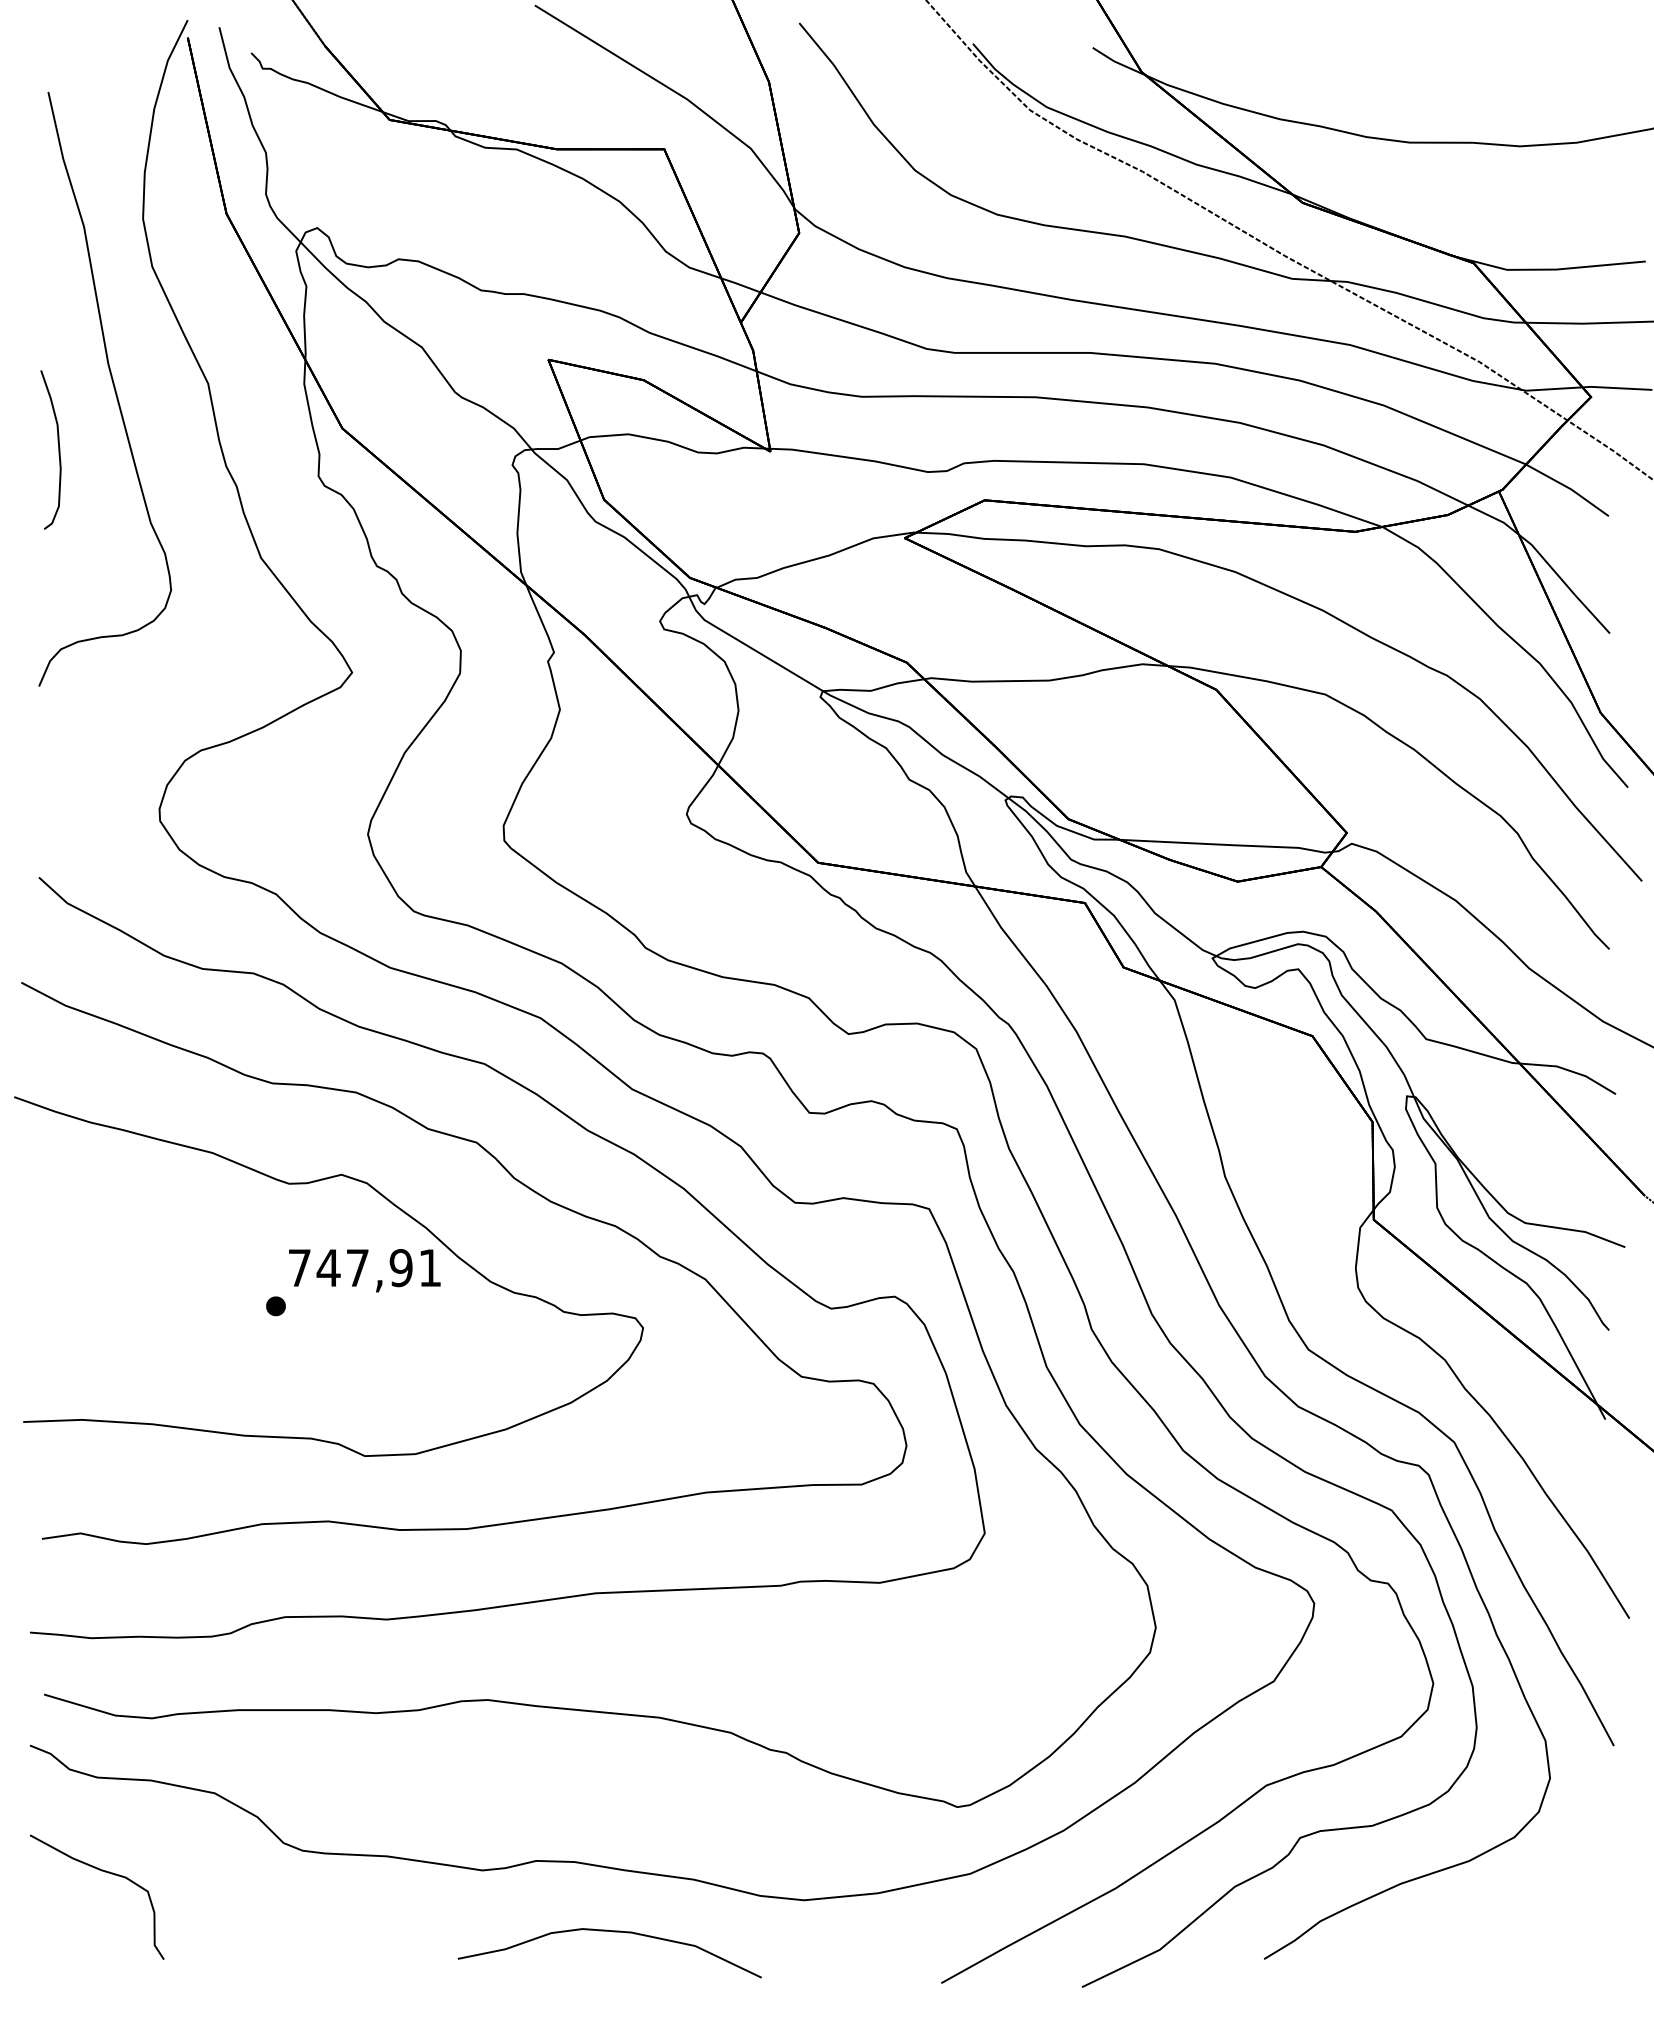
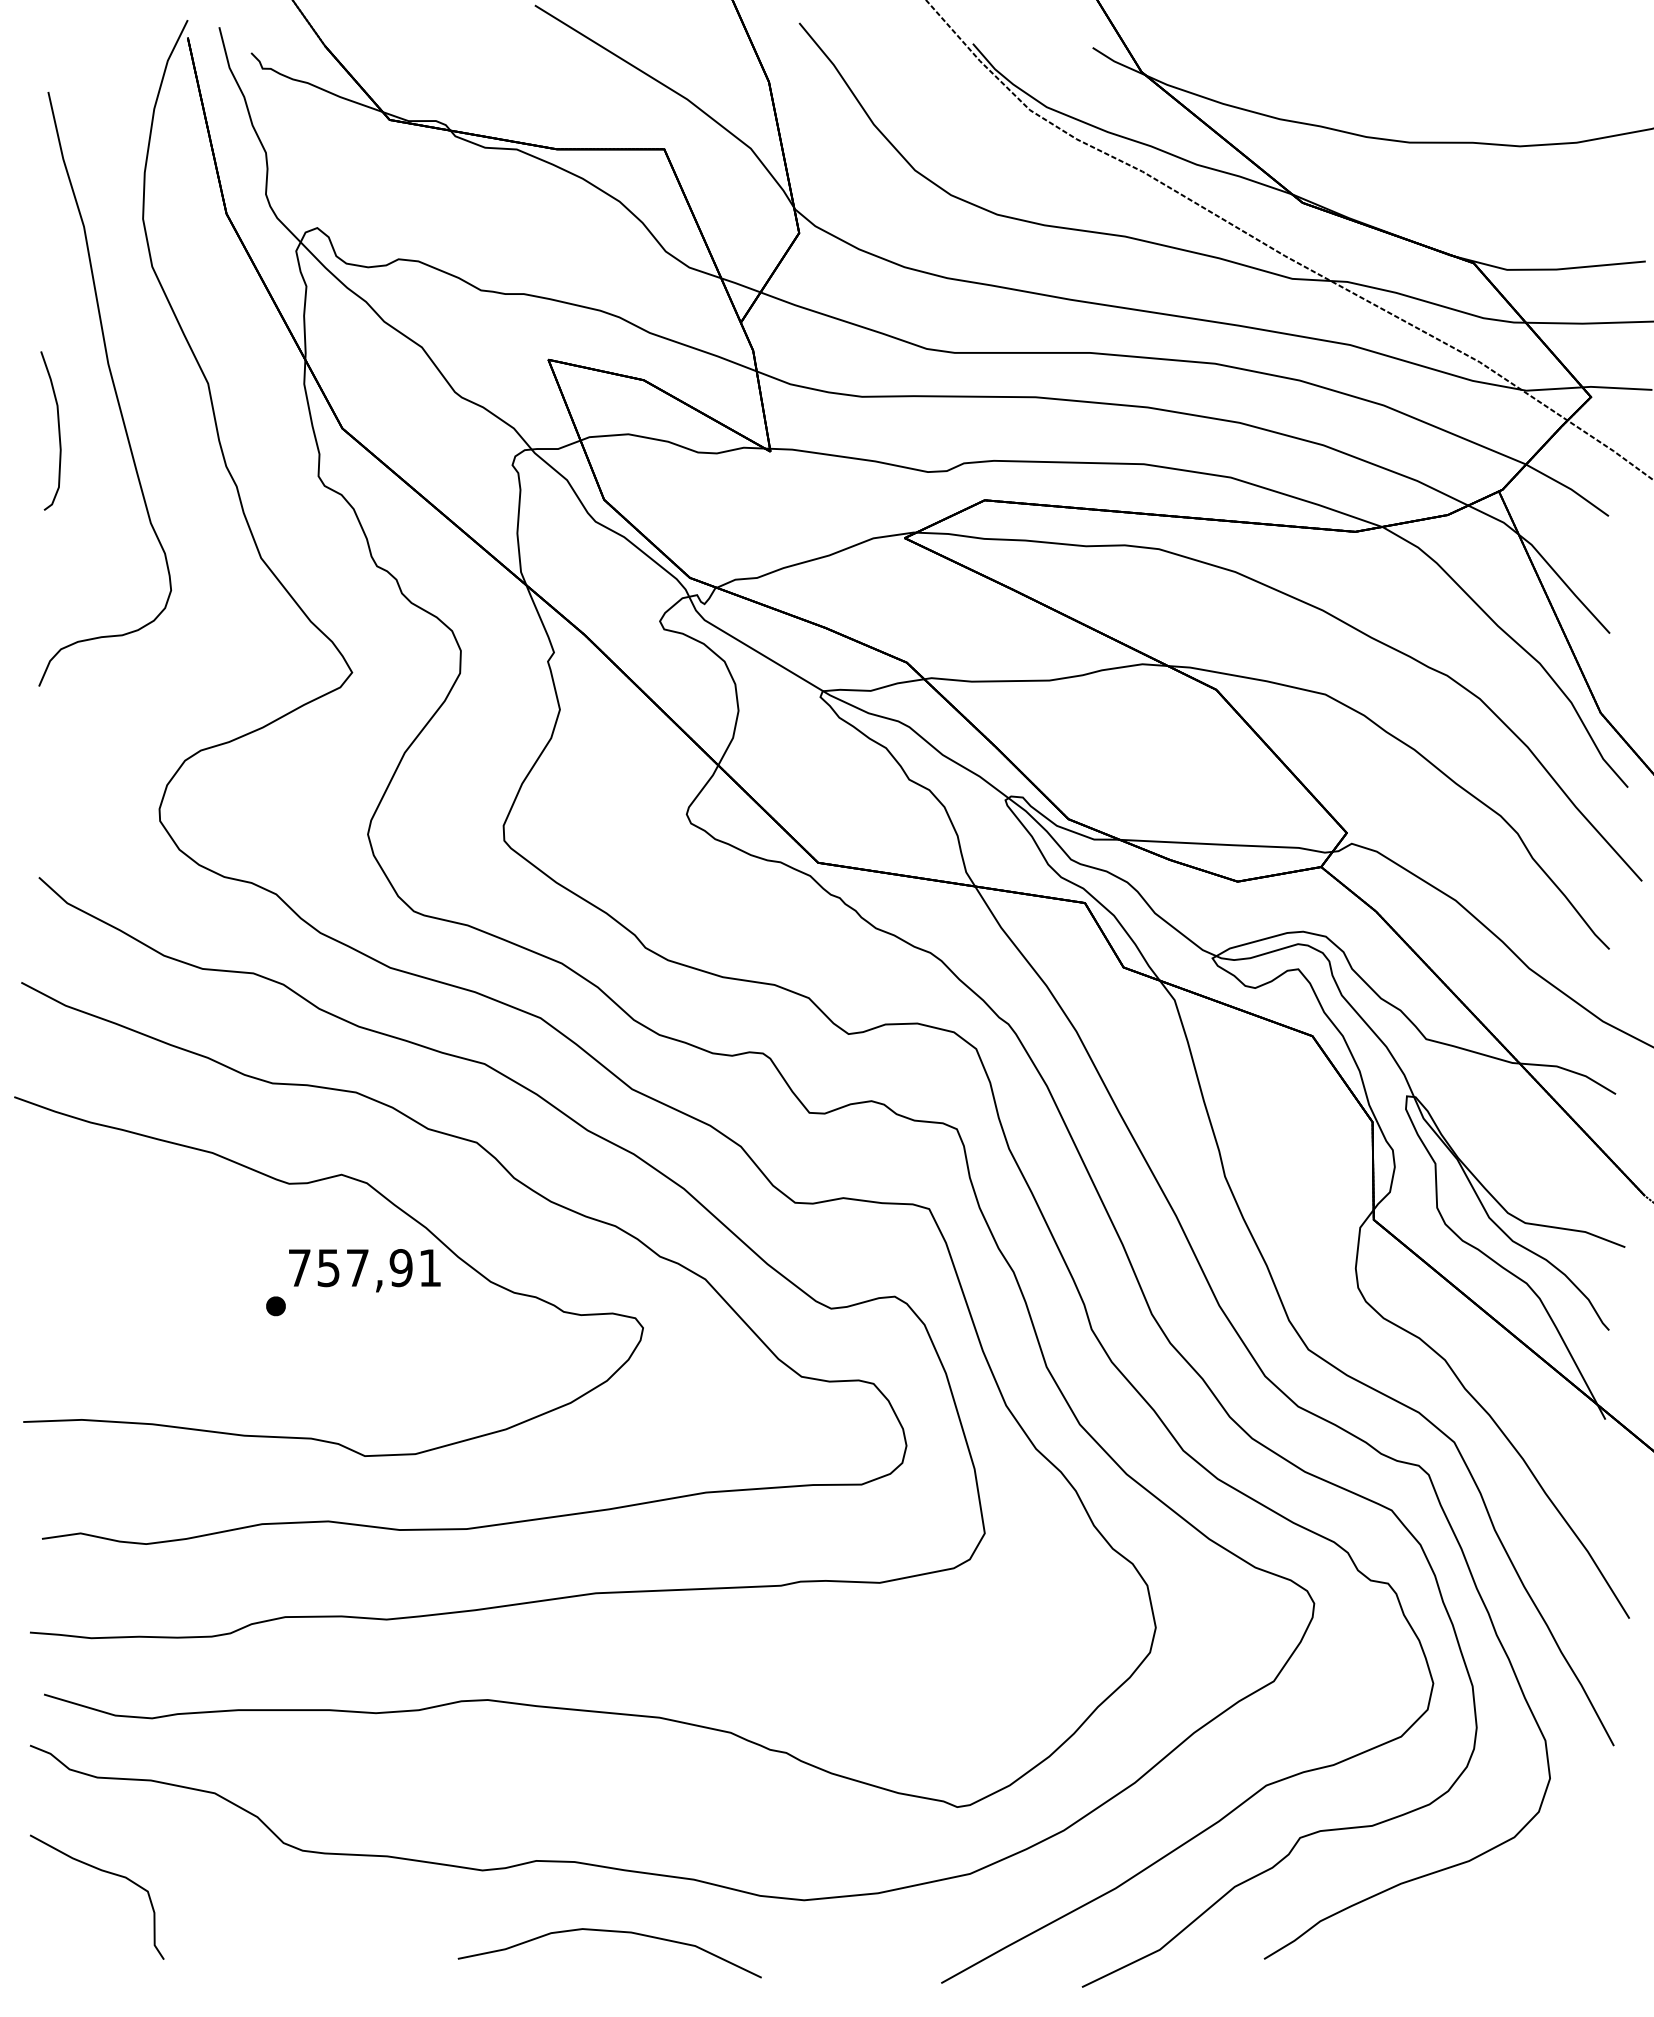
curve position: (58, 449) -> (58, 430) (58, 430)
text: 747,91 -> 757,91 (328, 1268)
